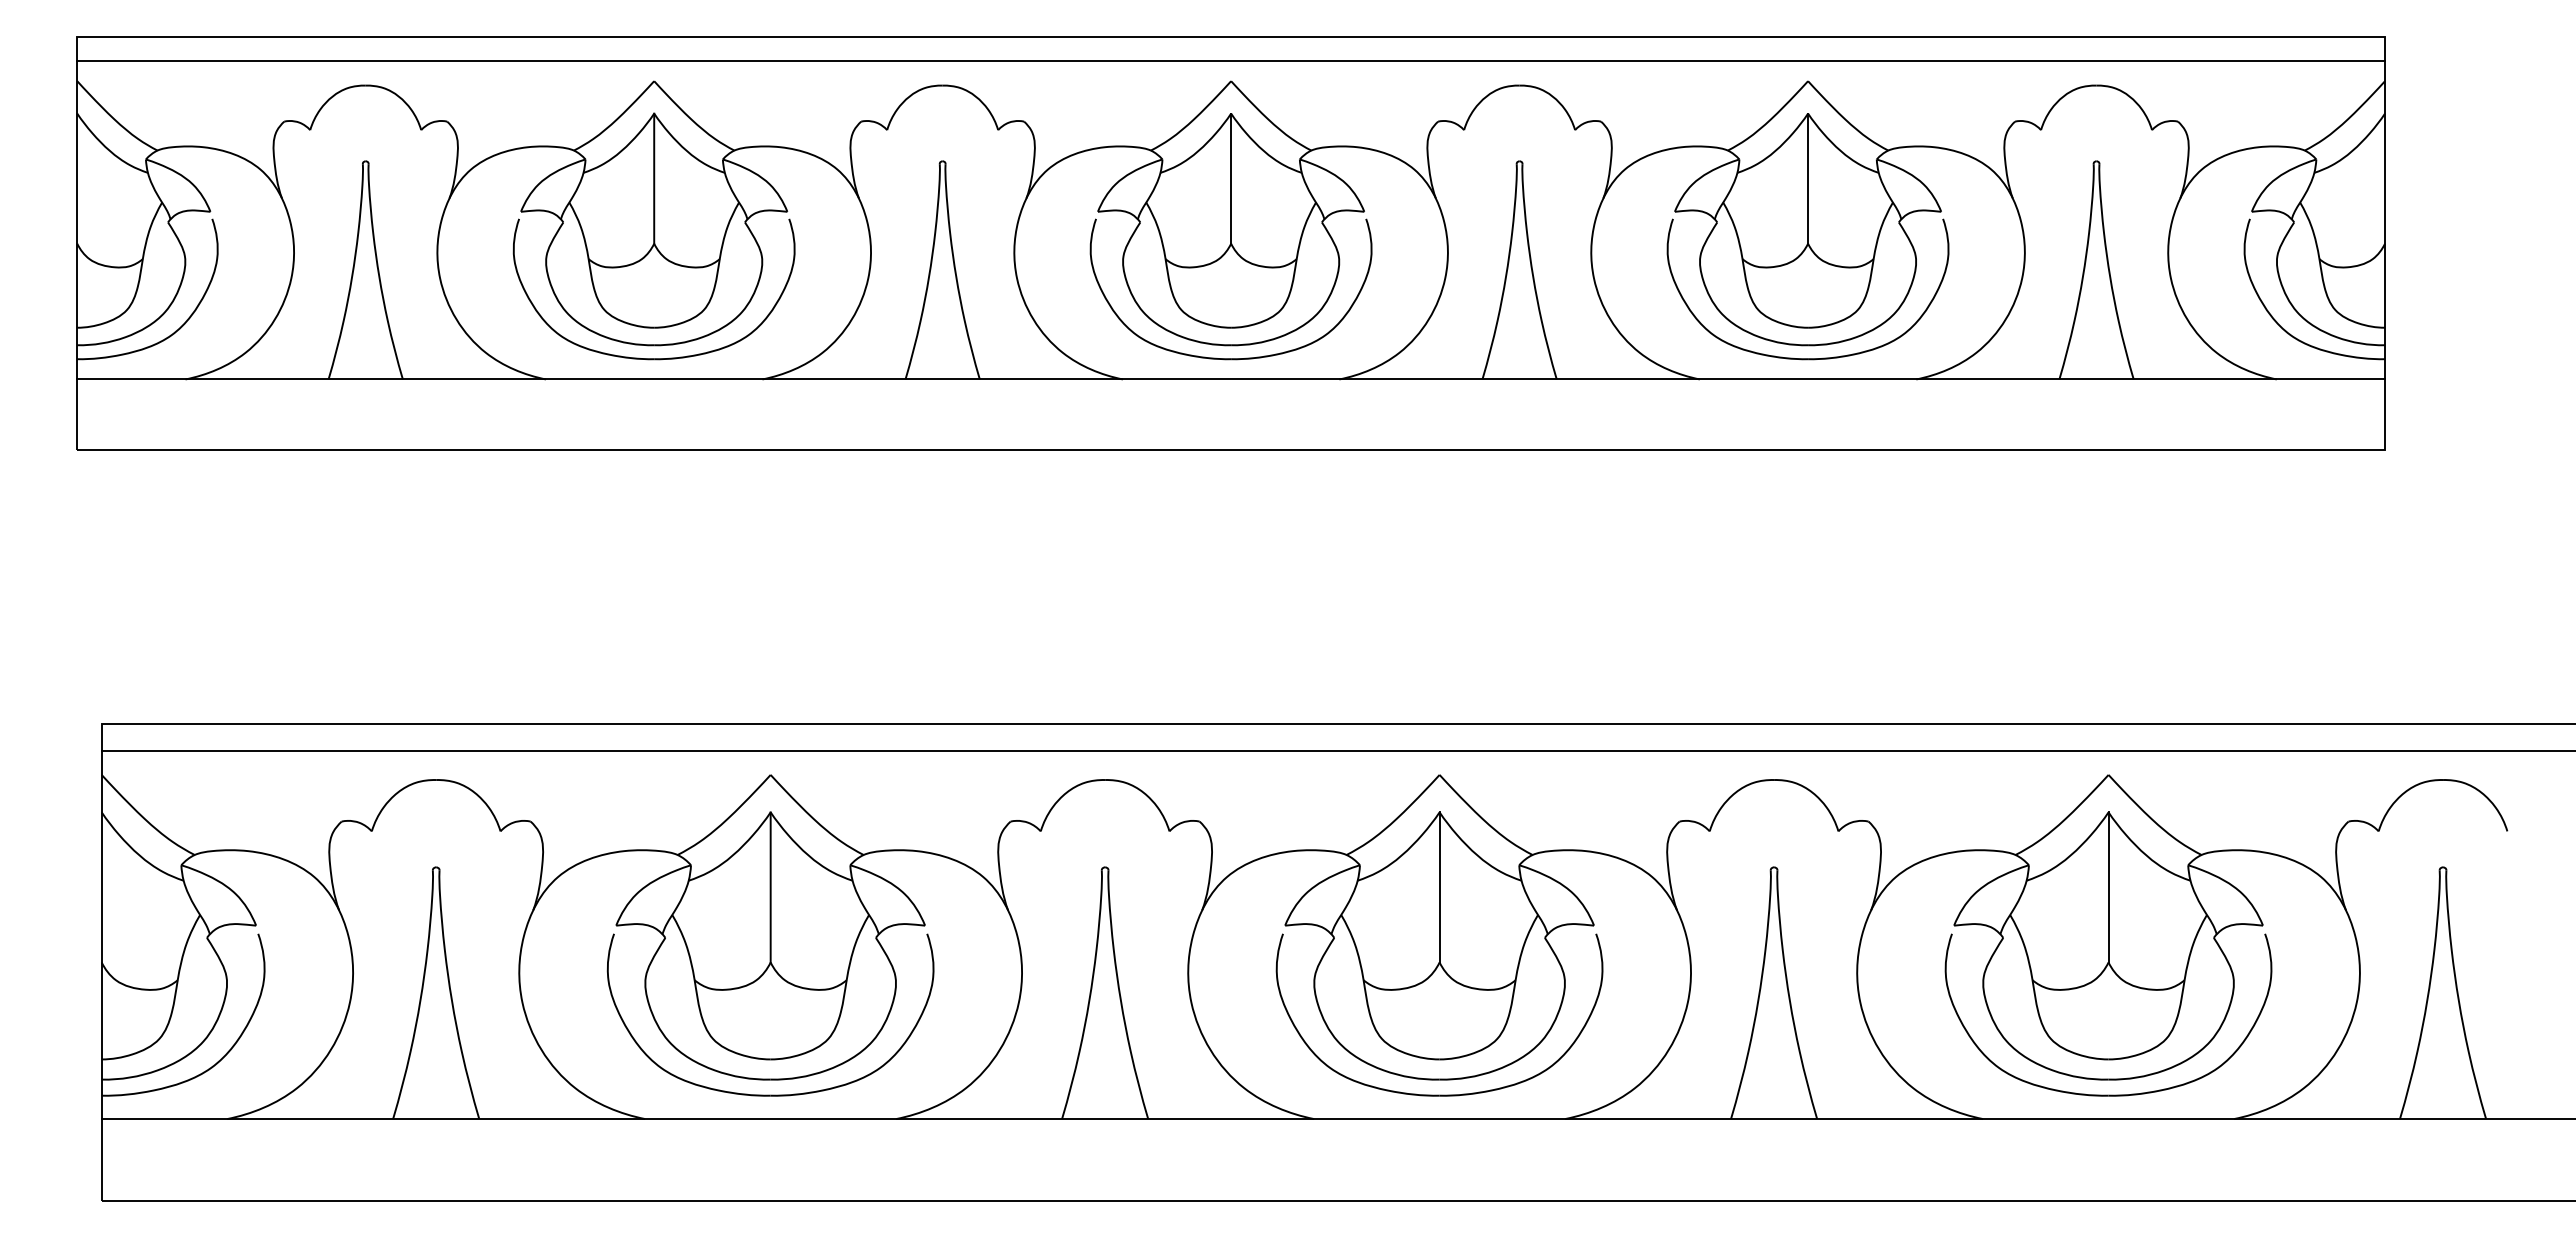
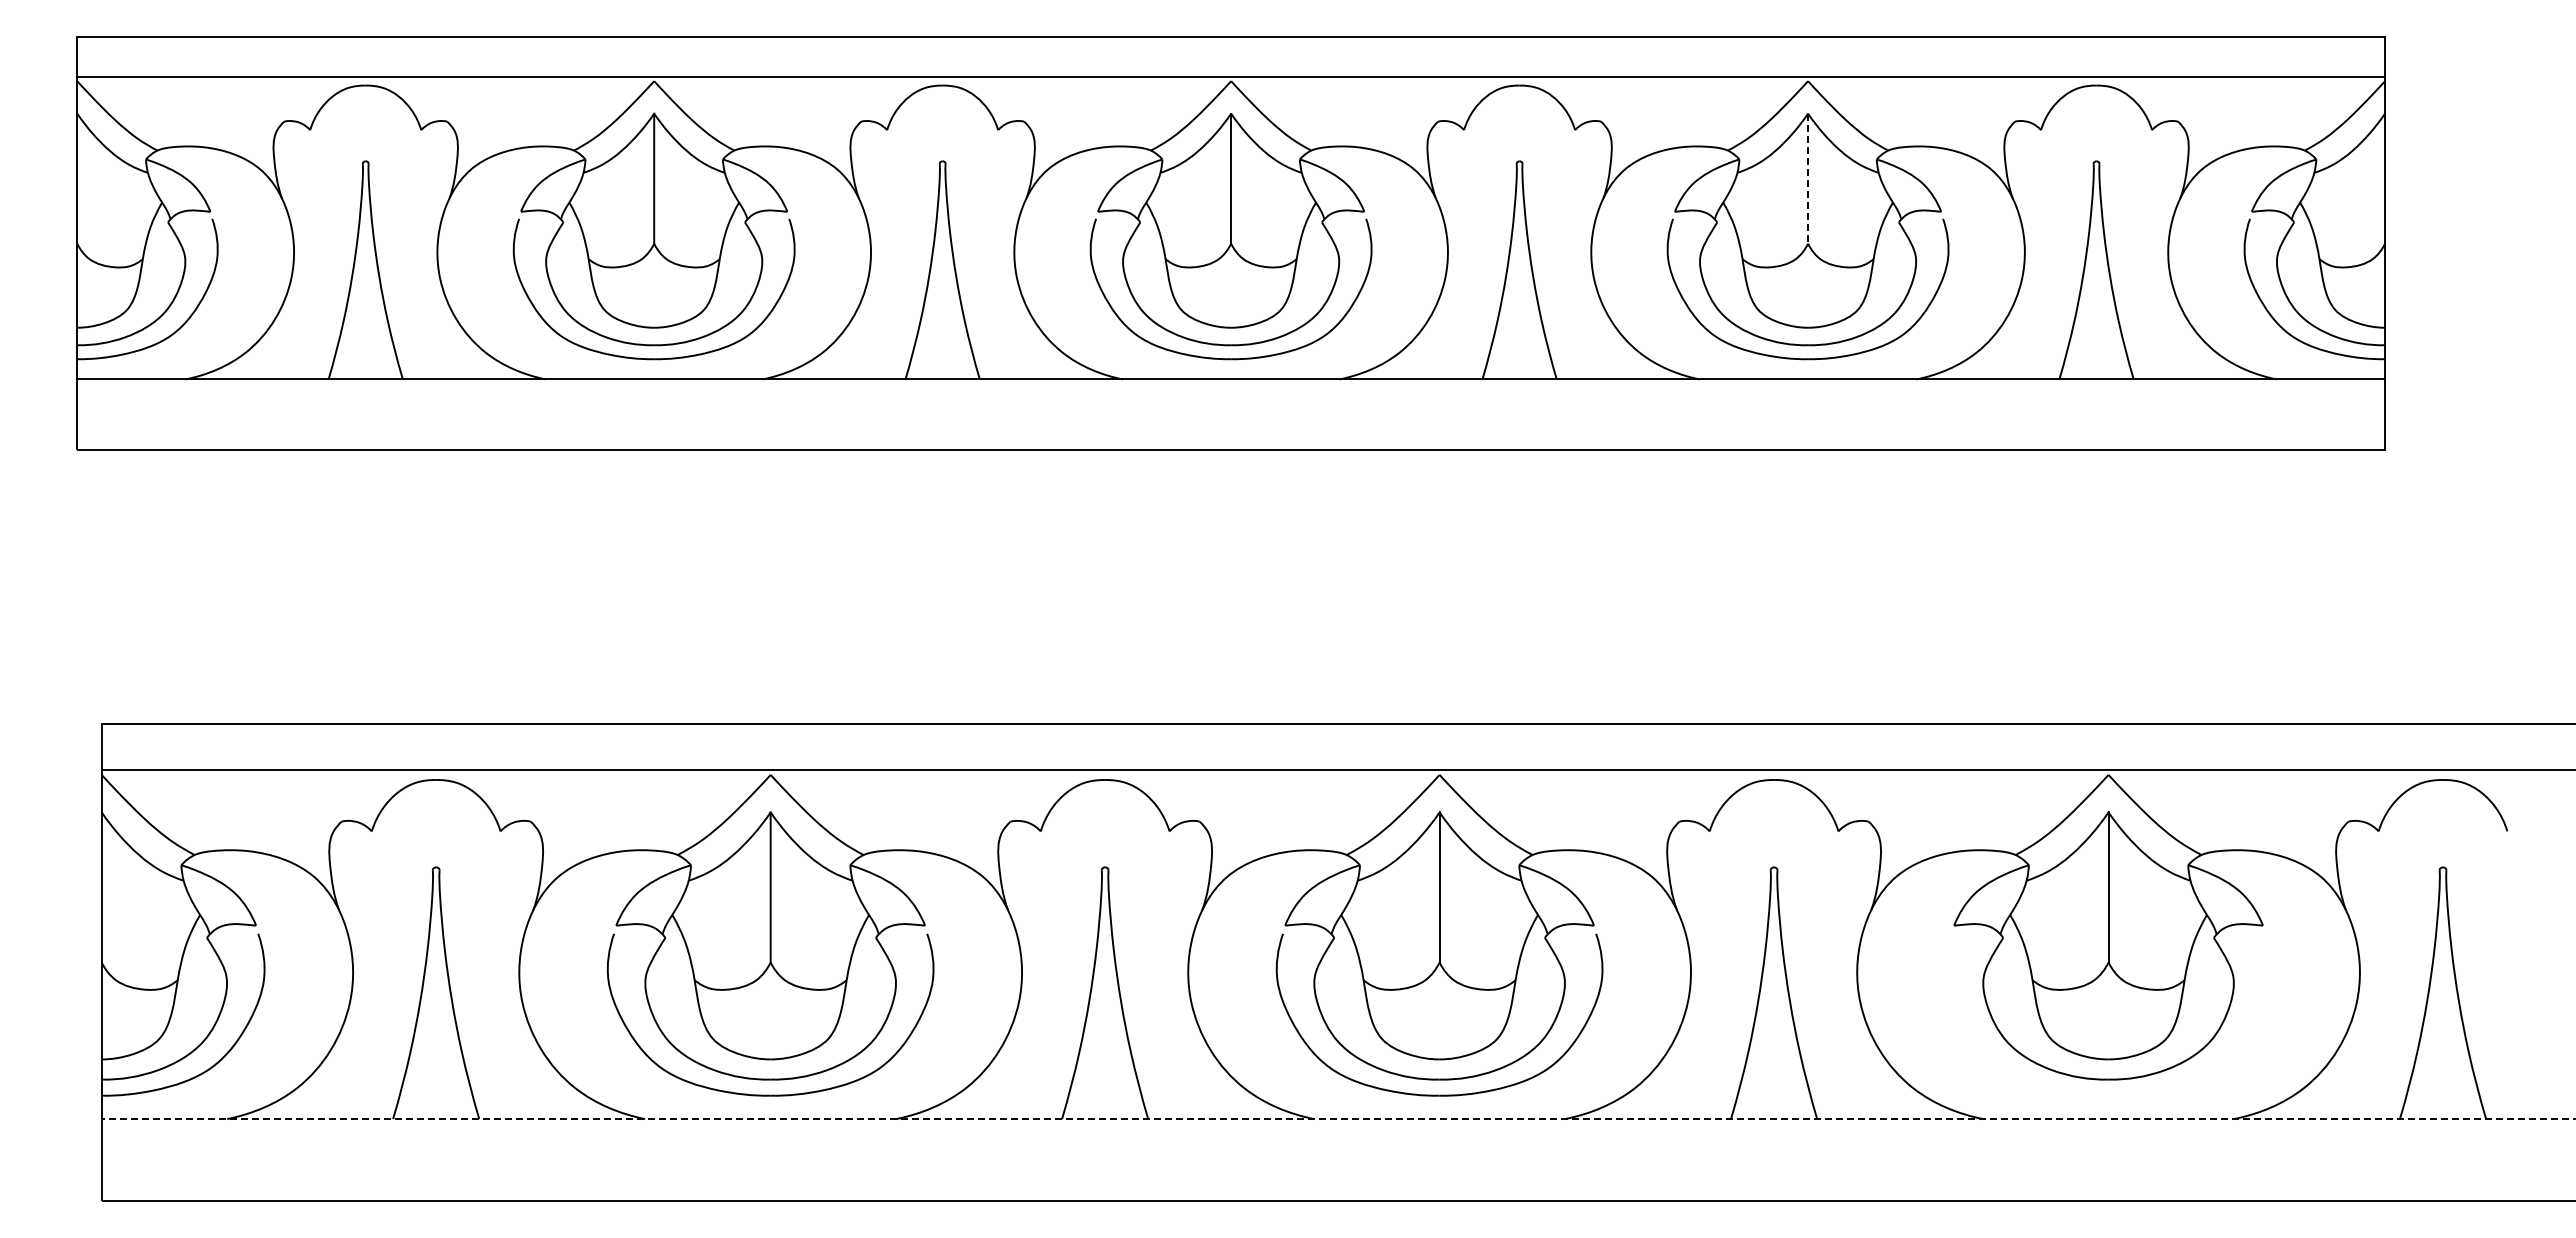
line position: (1231, 60) -> (1231, 76) (1231, 76)
line: solid -> dashed (1808, 179)
line position: (1336, 751) -> (1336, 770) (1336, 770)
part: present -> none (2108, 1094)
line: solid -> dashed (1338, 1119)
